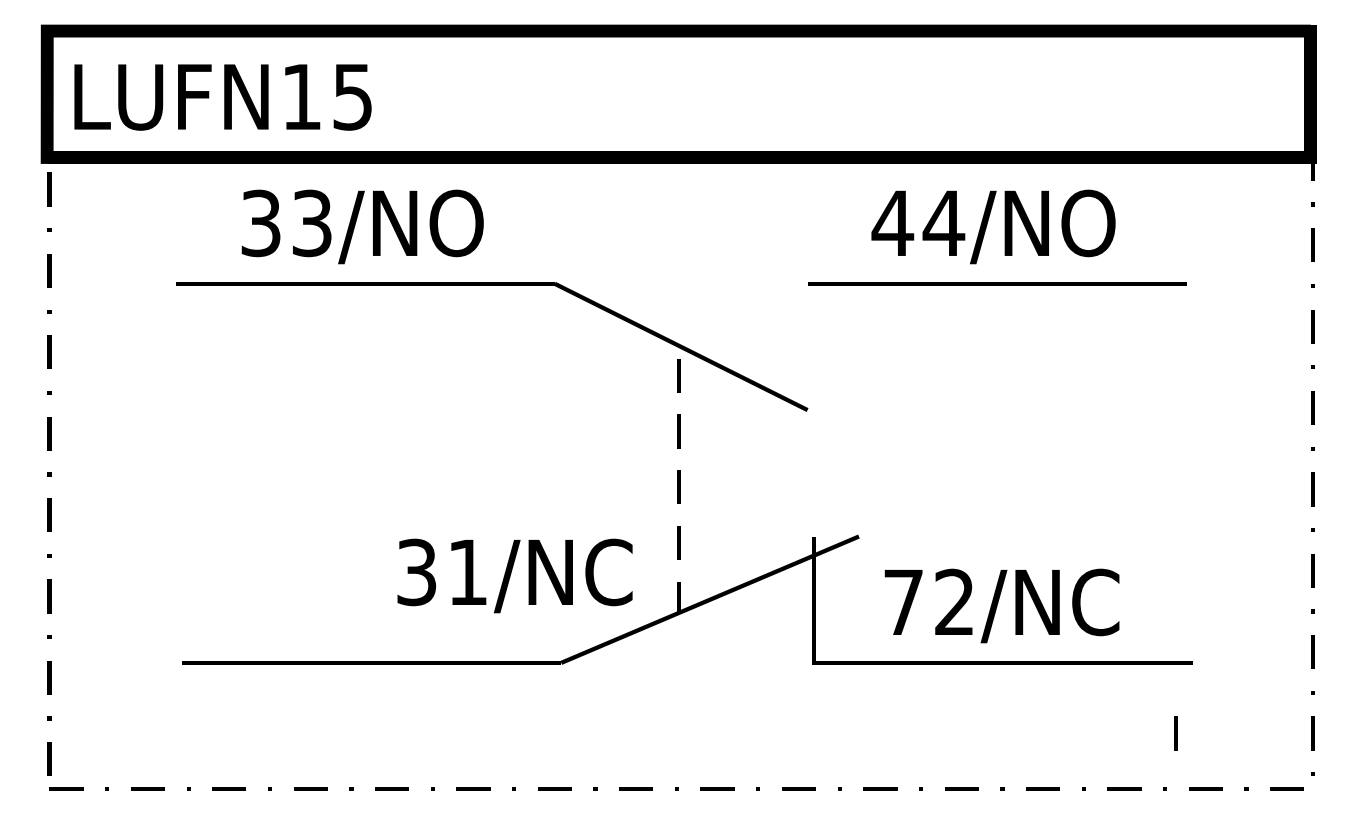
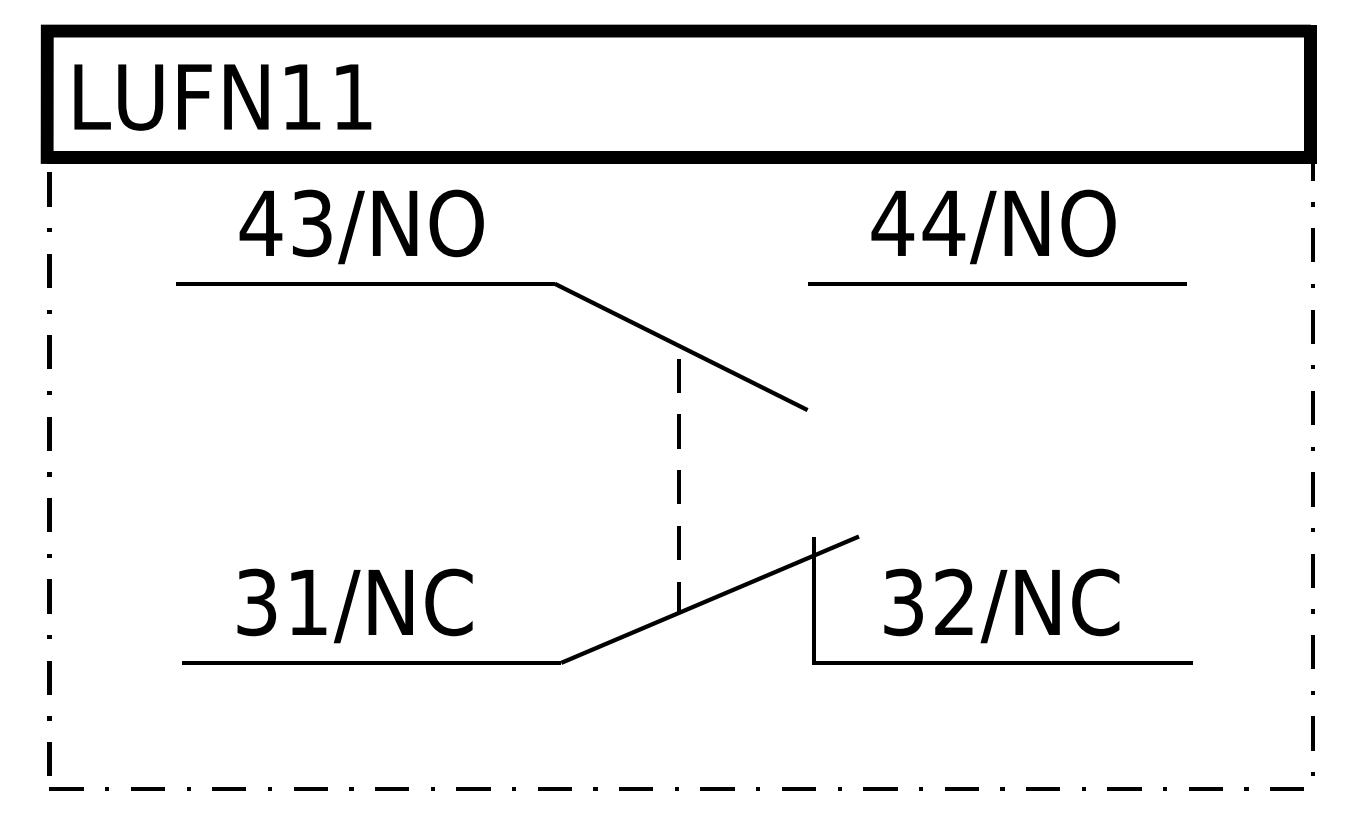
text: LUFN15 -> LUFN11 (352, 97)
text: 33/NO -> 43/NO (260, 223)
text position: (514, 575) -> (354, 605) (354, 605)
text: 72/NC -> 32/NC (903, 602)
line: present -> none (1175, 733)
